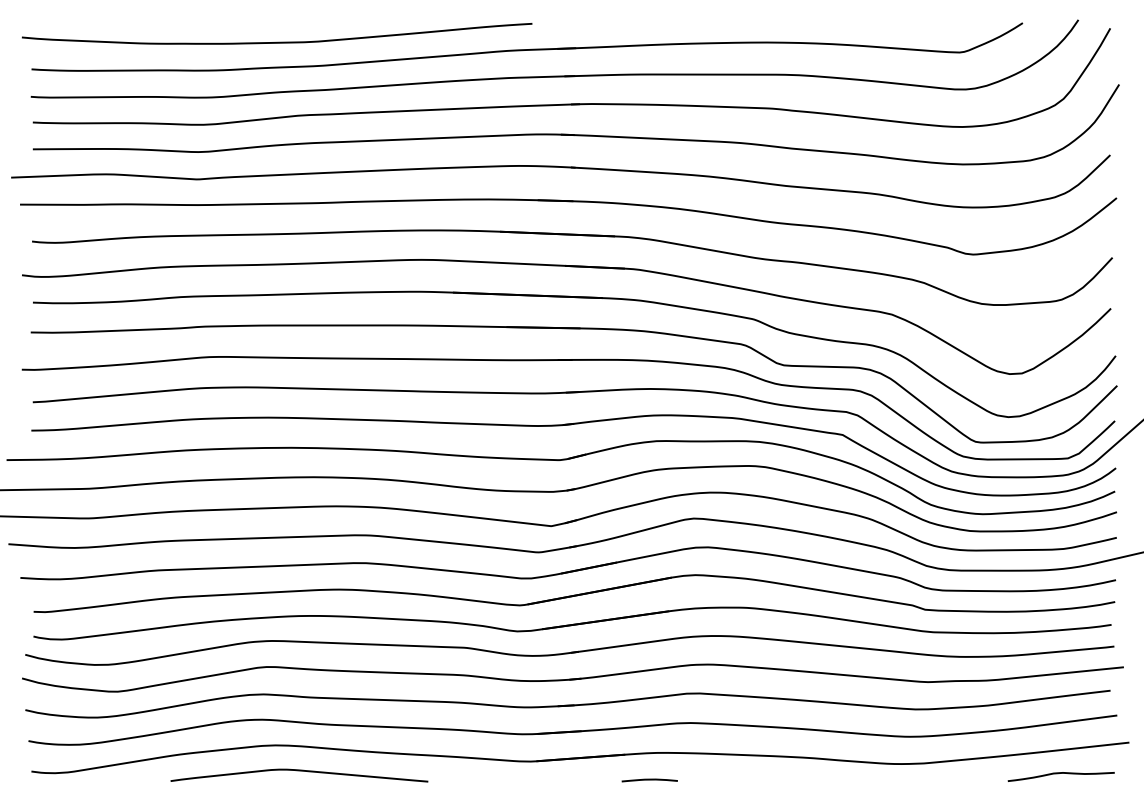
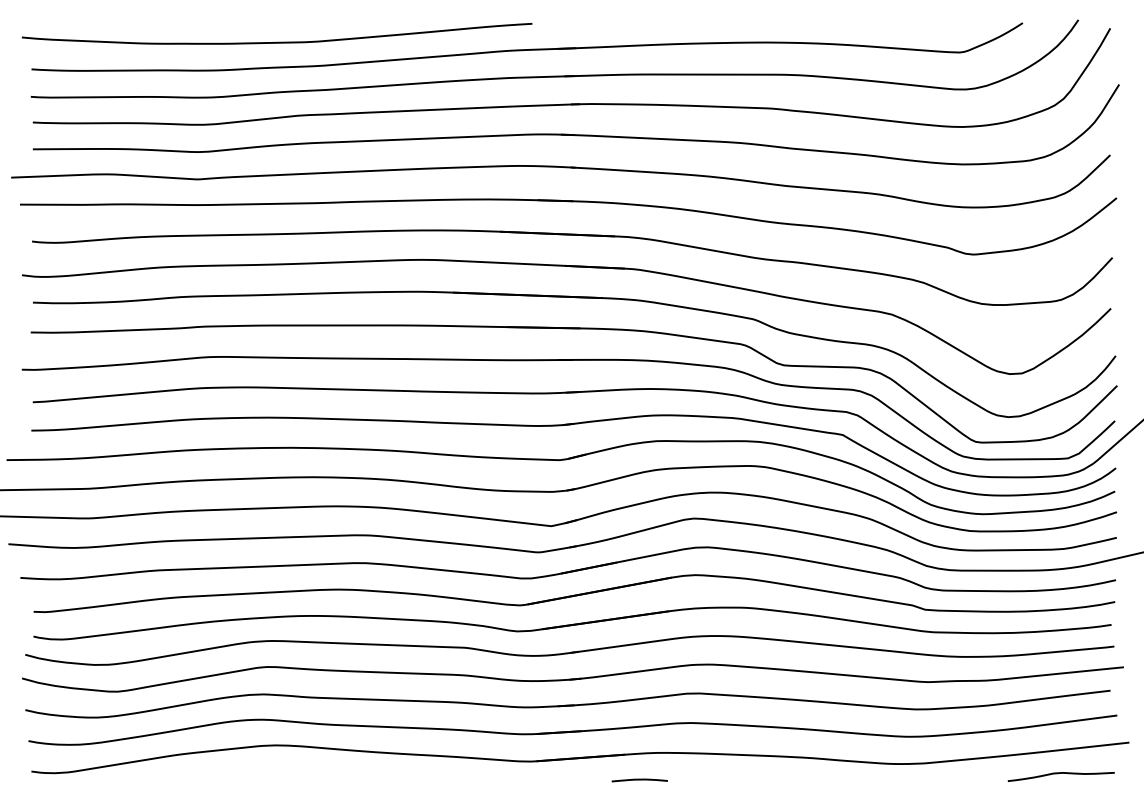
curve: present -> none (299, 771)
curve position: (649, 780) -> (639, 780) (639, 780)
